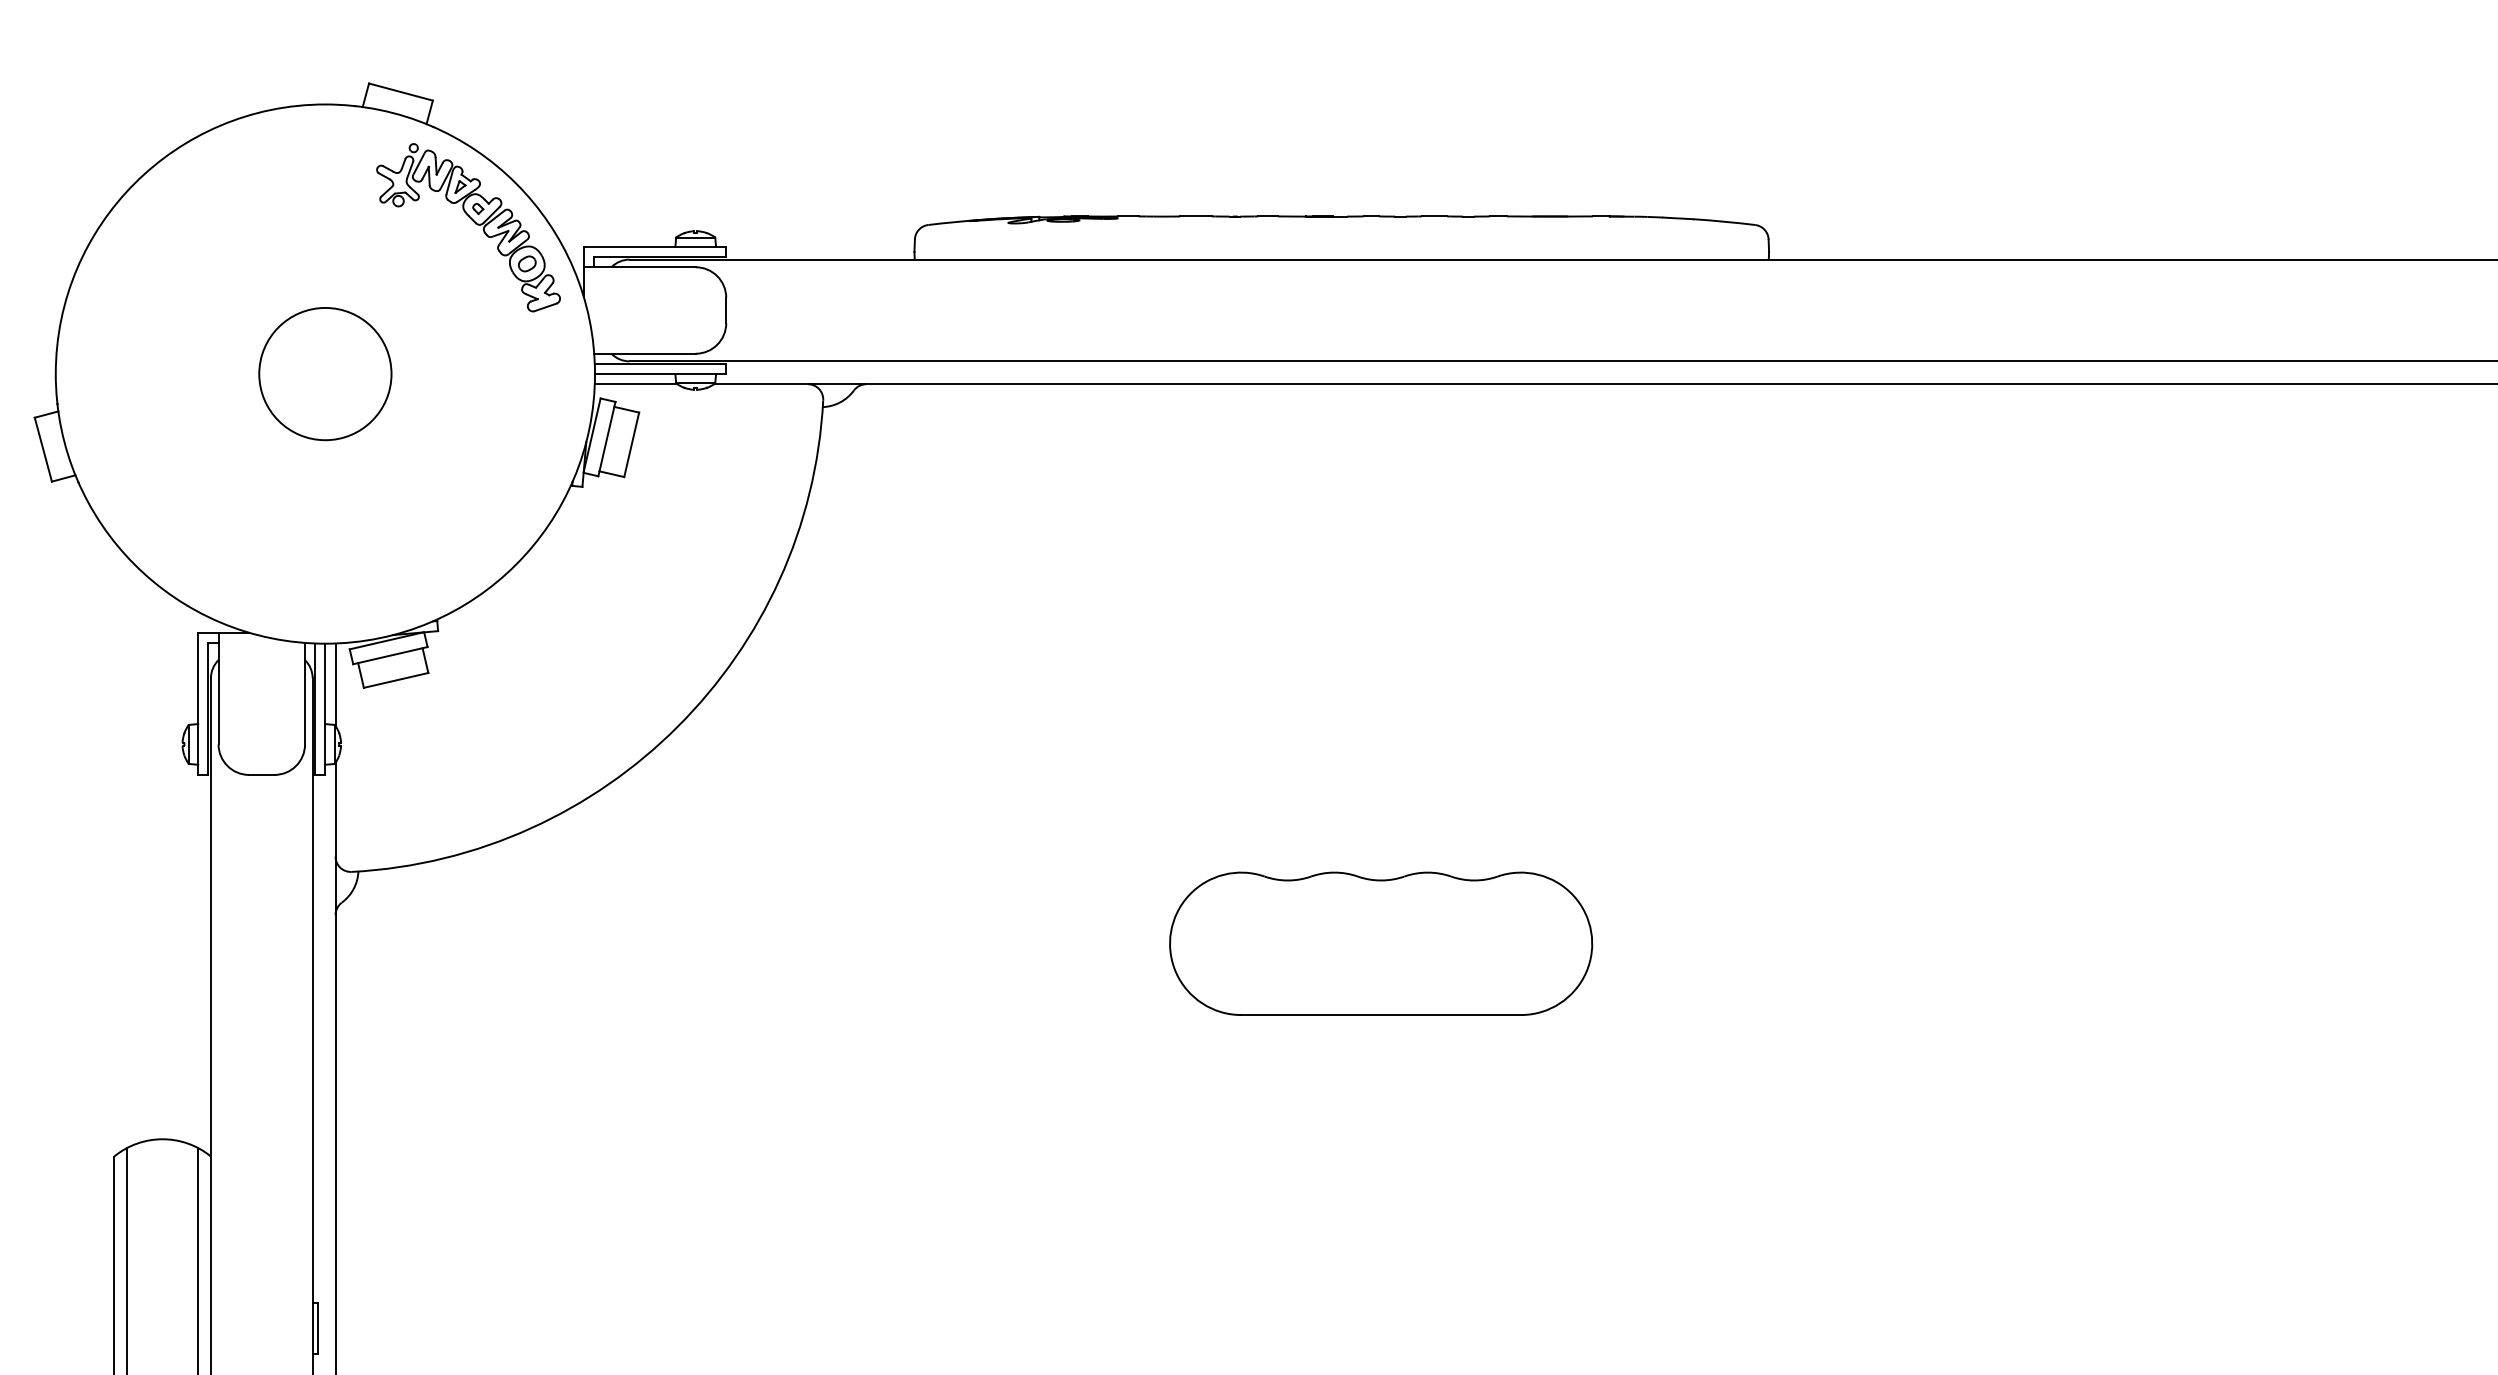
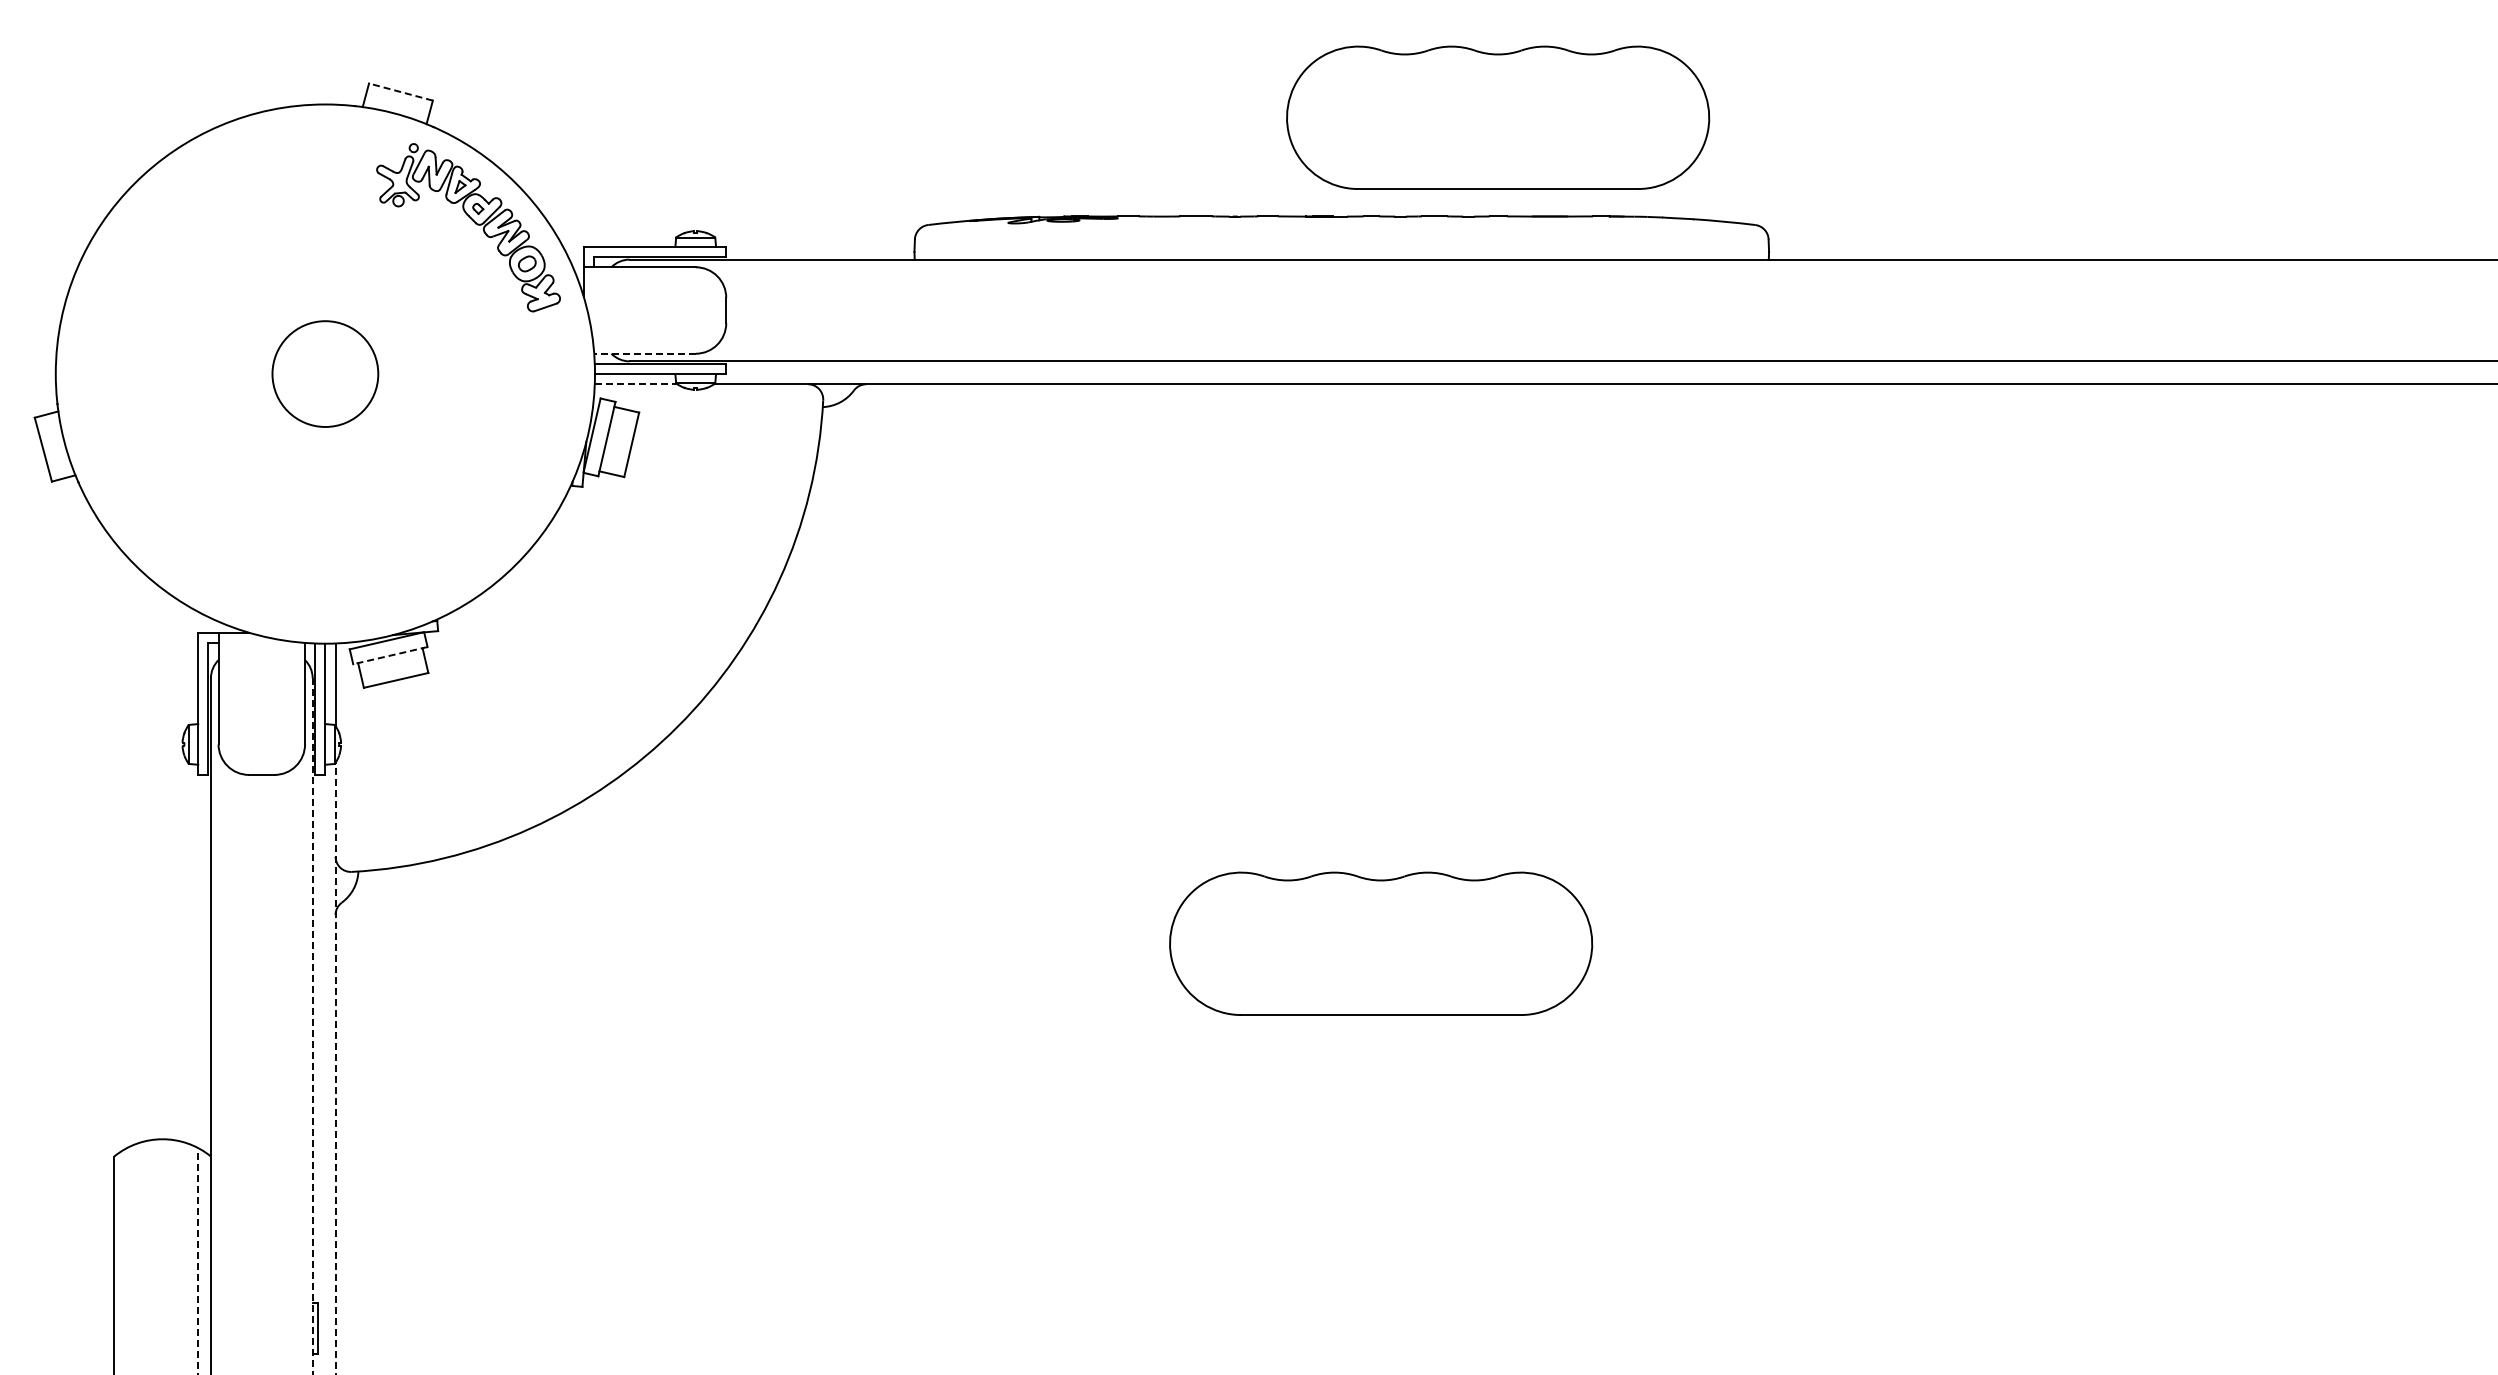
line: solid -> dashed (400, 91)
part: none -> present (1498, 117)
line: solid -> dashed (644, 353)
circle diameter: 132 px -> 106 px (325, 373)
line: solid -> dashed (636, 384)
line: solid -> dashed (389, 655)
line: solid -> dashed (312, 1026)
line: solid -> dashed (335, 1068)
line: present -> none (127, 1259)
line: solid -> dashed (198, 1261)
